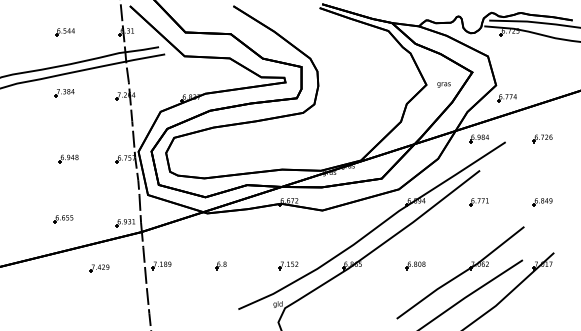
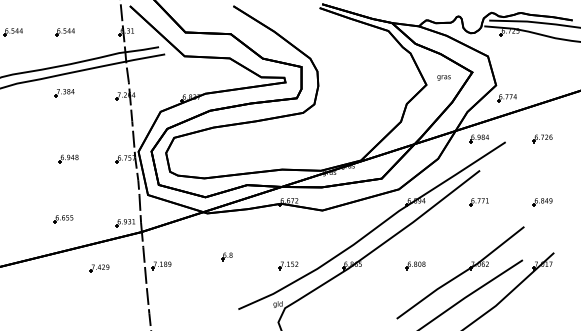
part: none -> present (12, 32)
text position: (443, 84) -> (443, 77) (443, 77)
part position: (220, 265) -> (226, 256) (226, 256)
